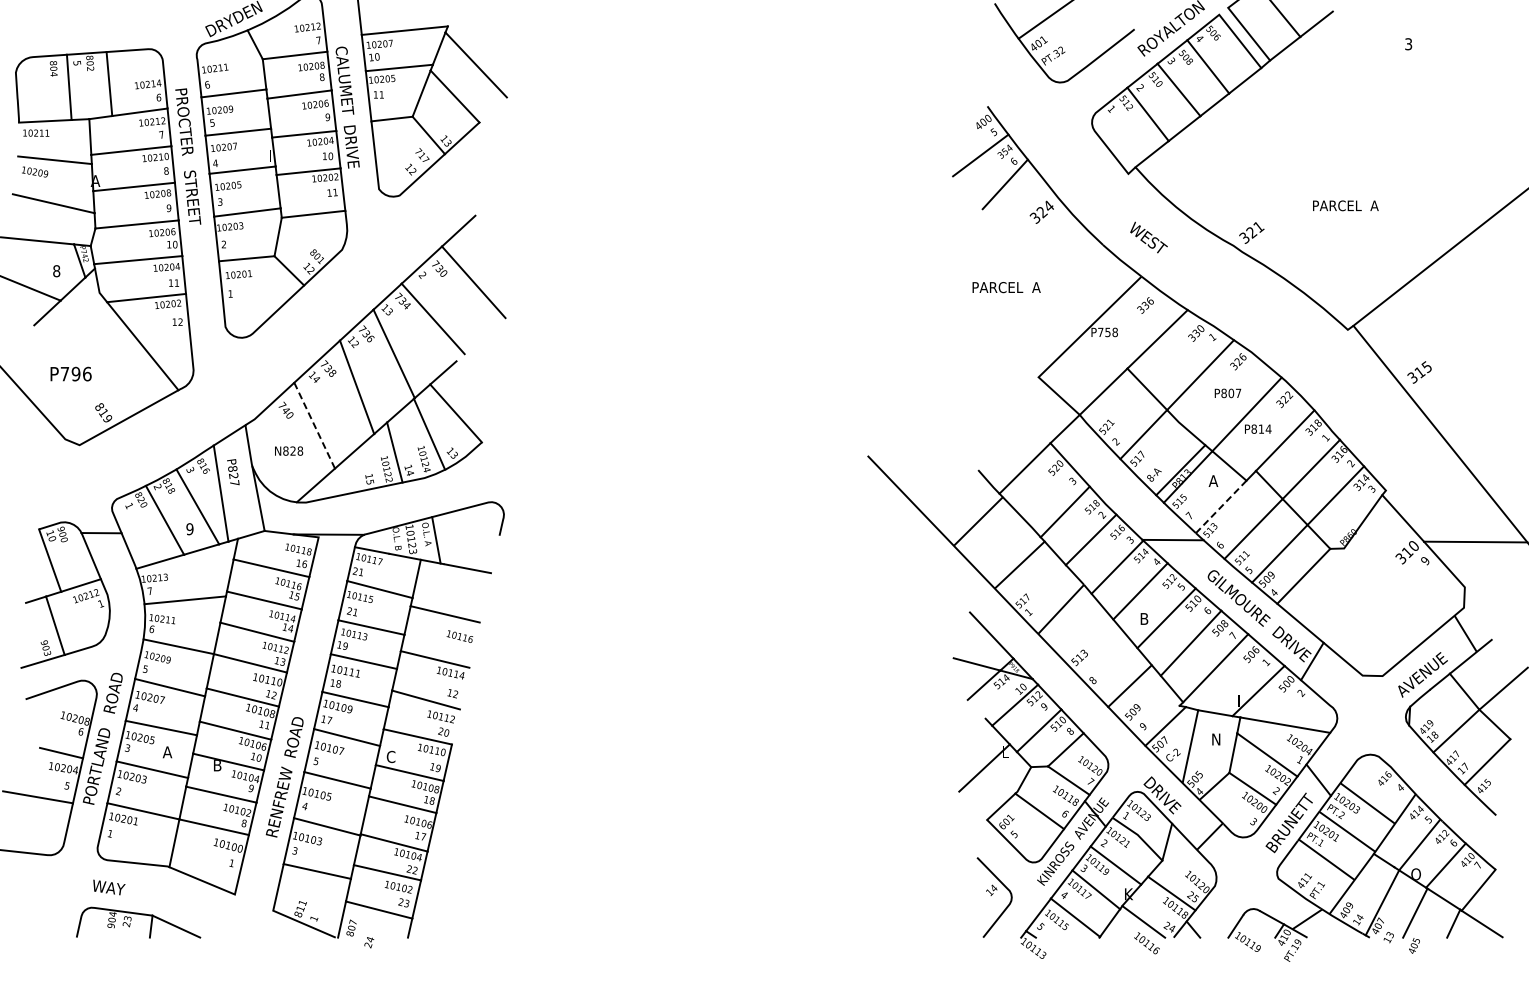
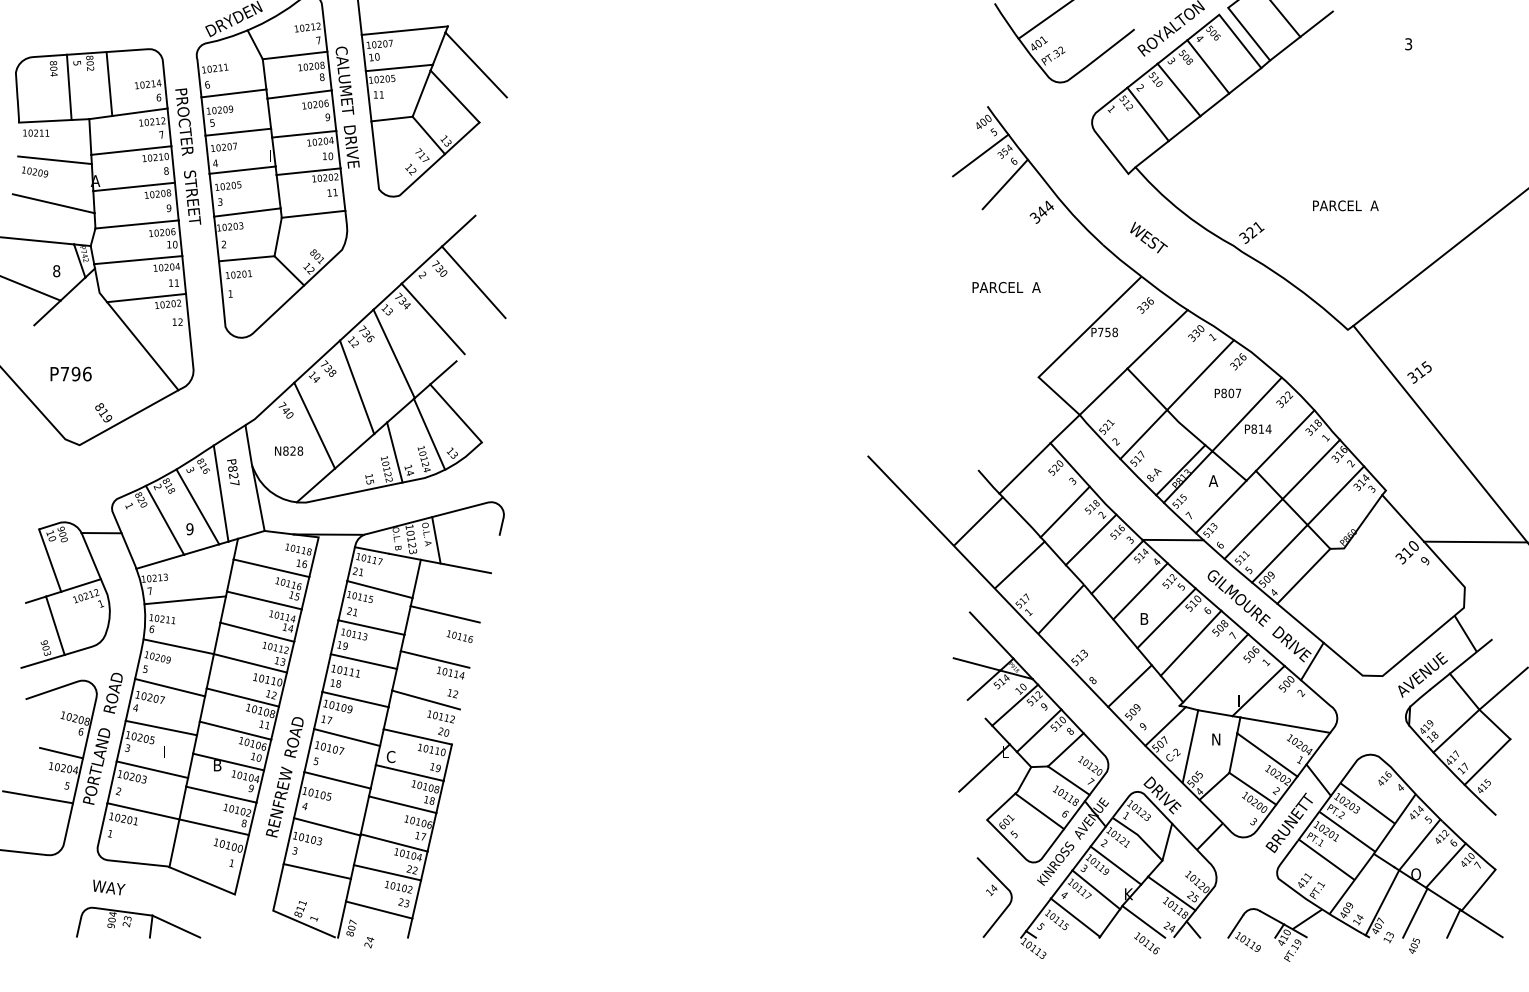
text: 324 -> 344 (1041, 212)
line: dashed -> solid (314, 426)
line: dashed -> solid (1220, 507)
text: A -> I (167, 752)
